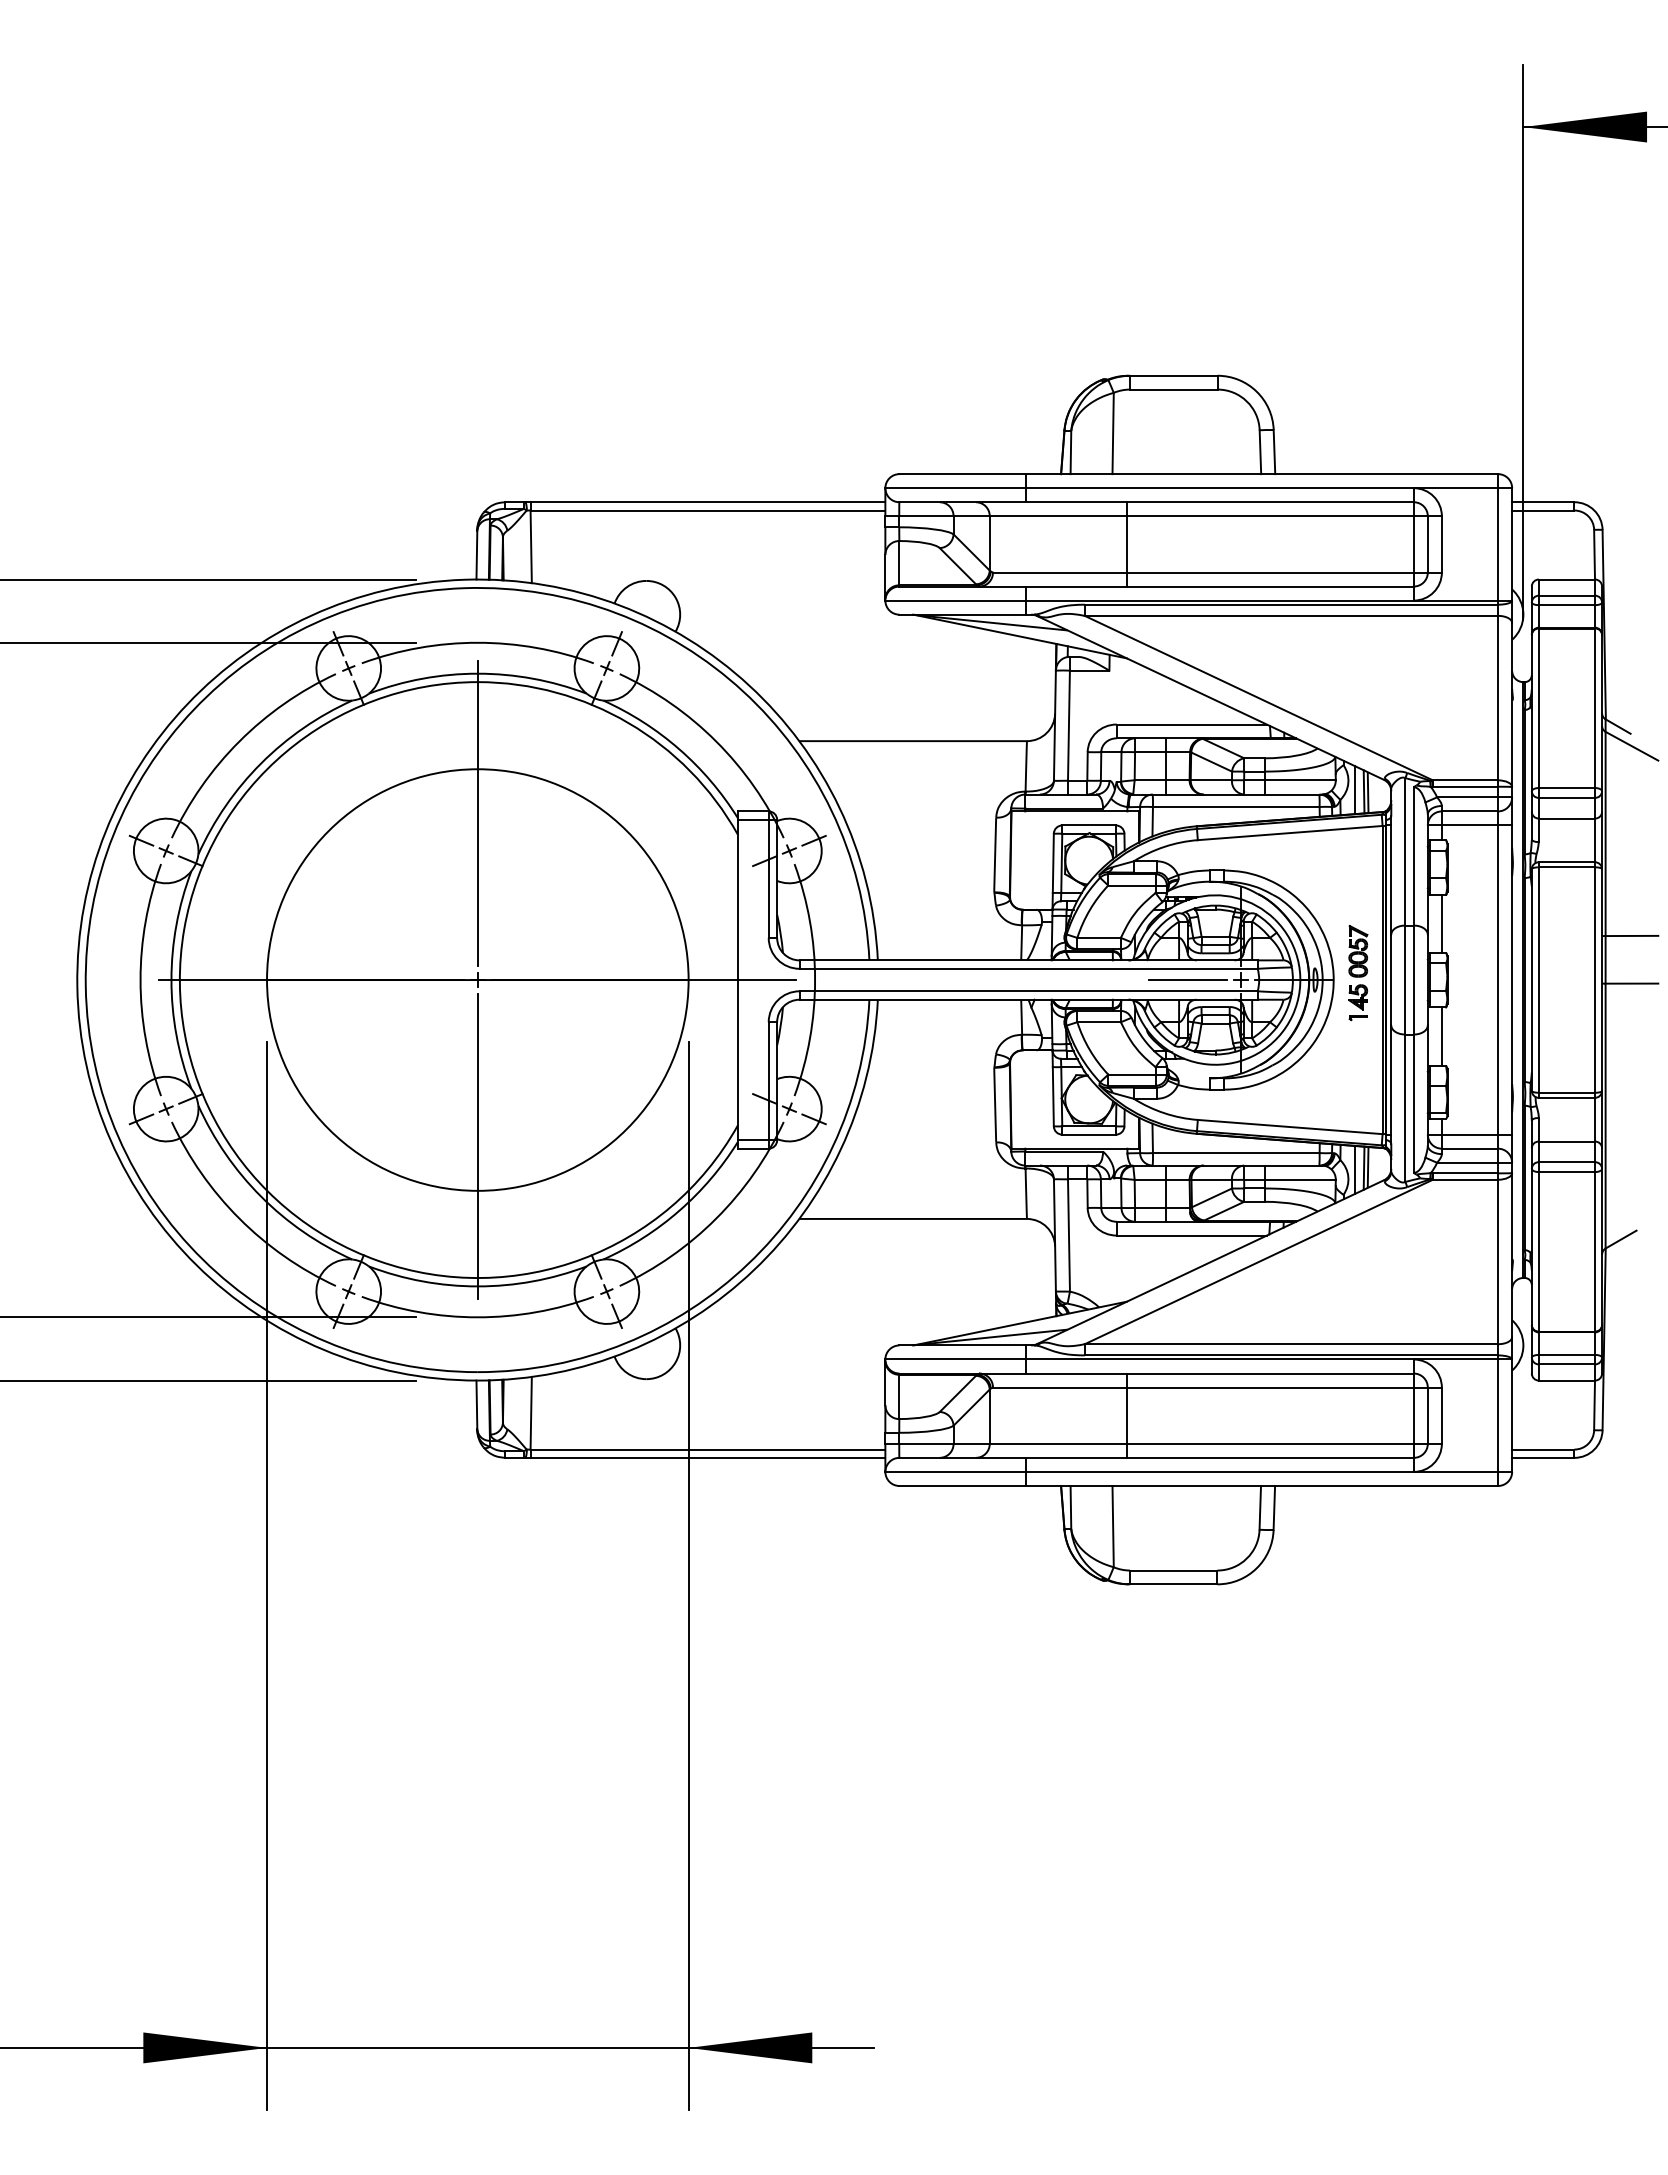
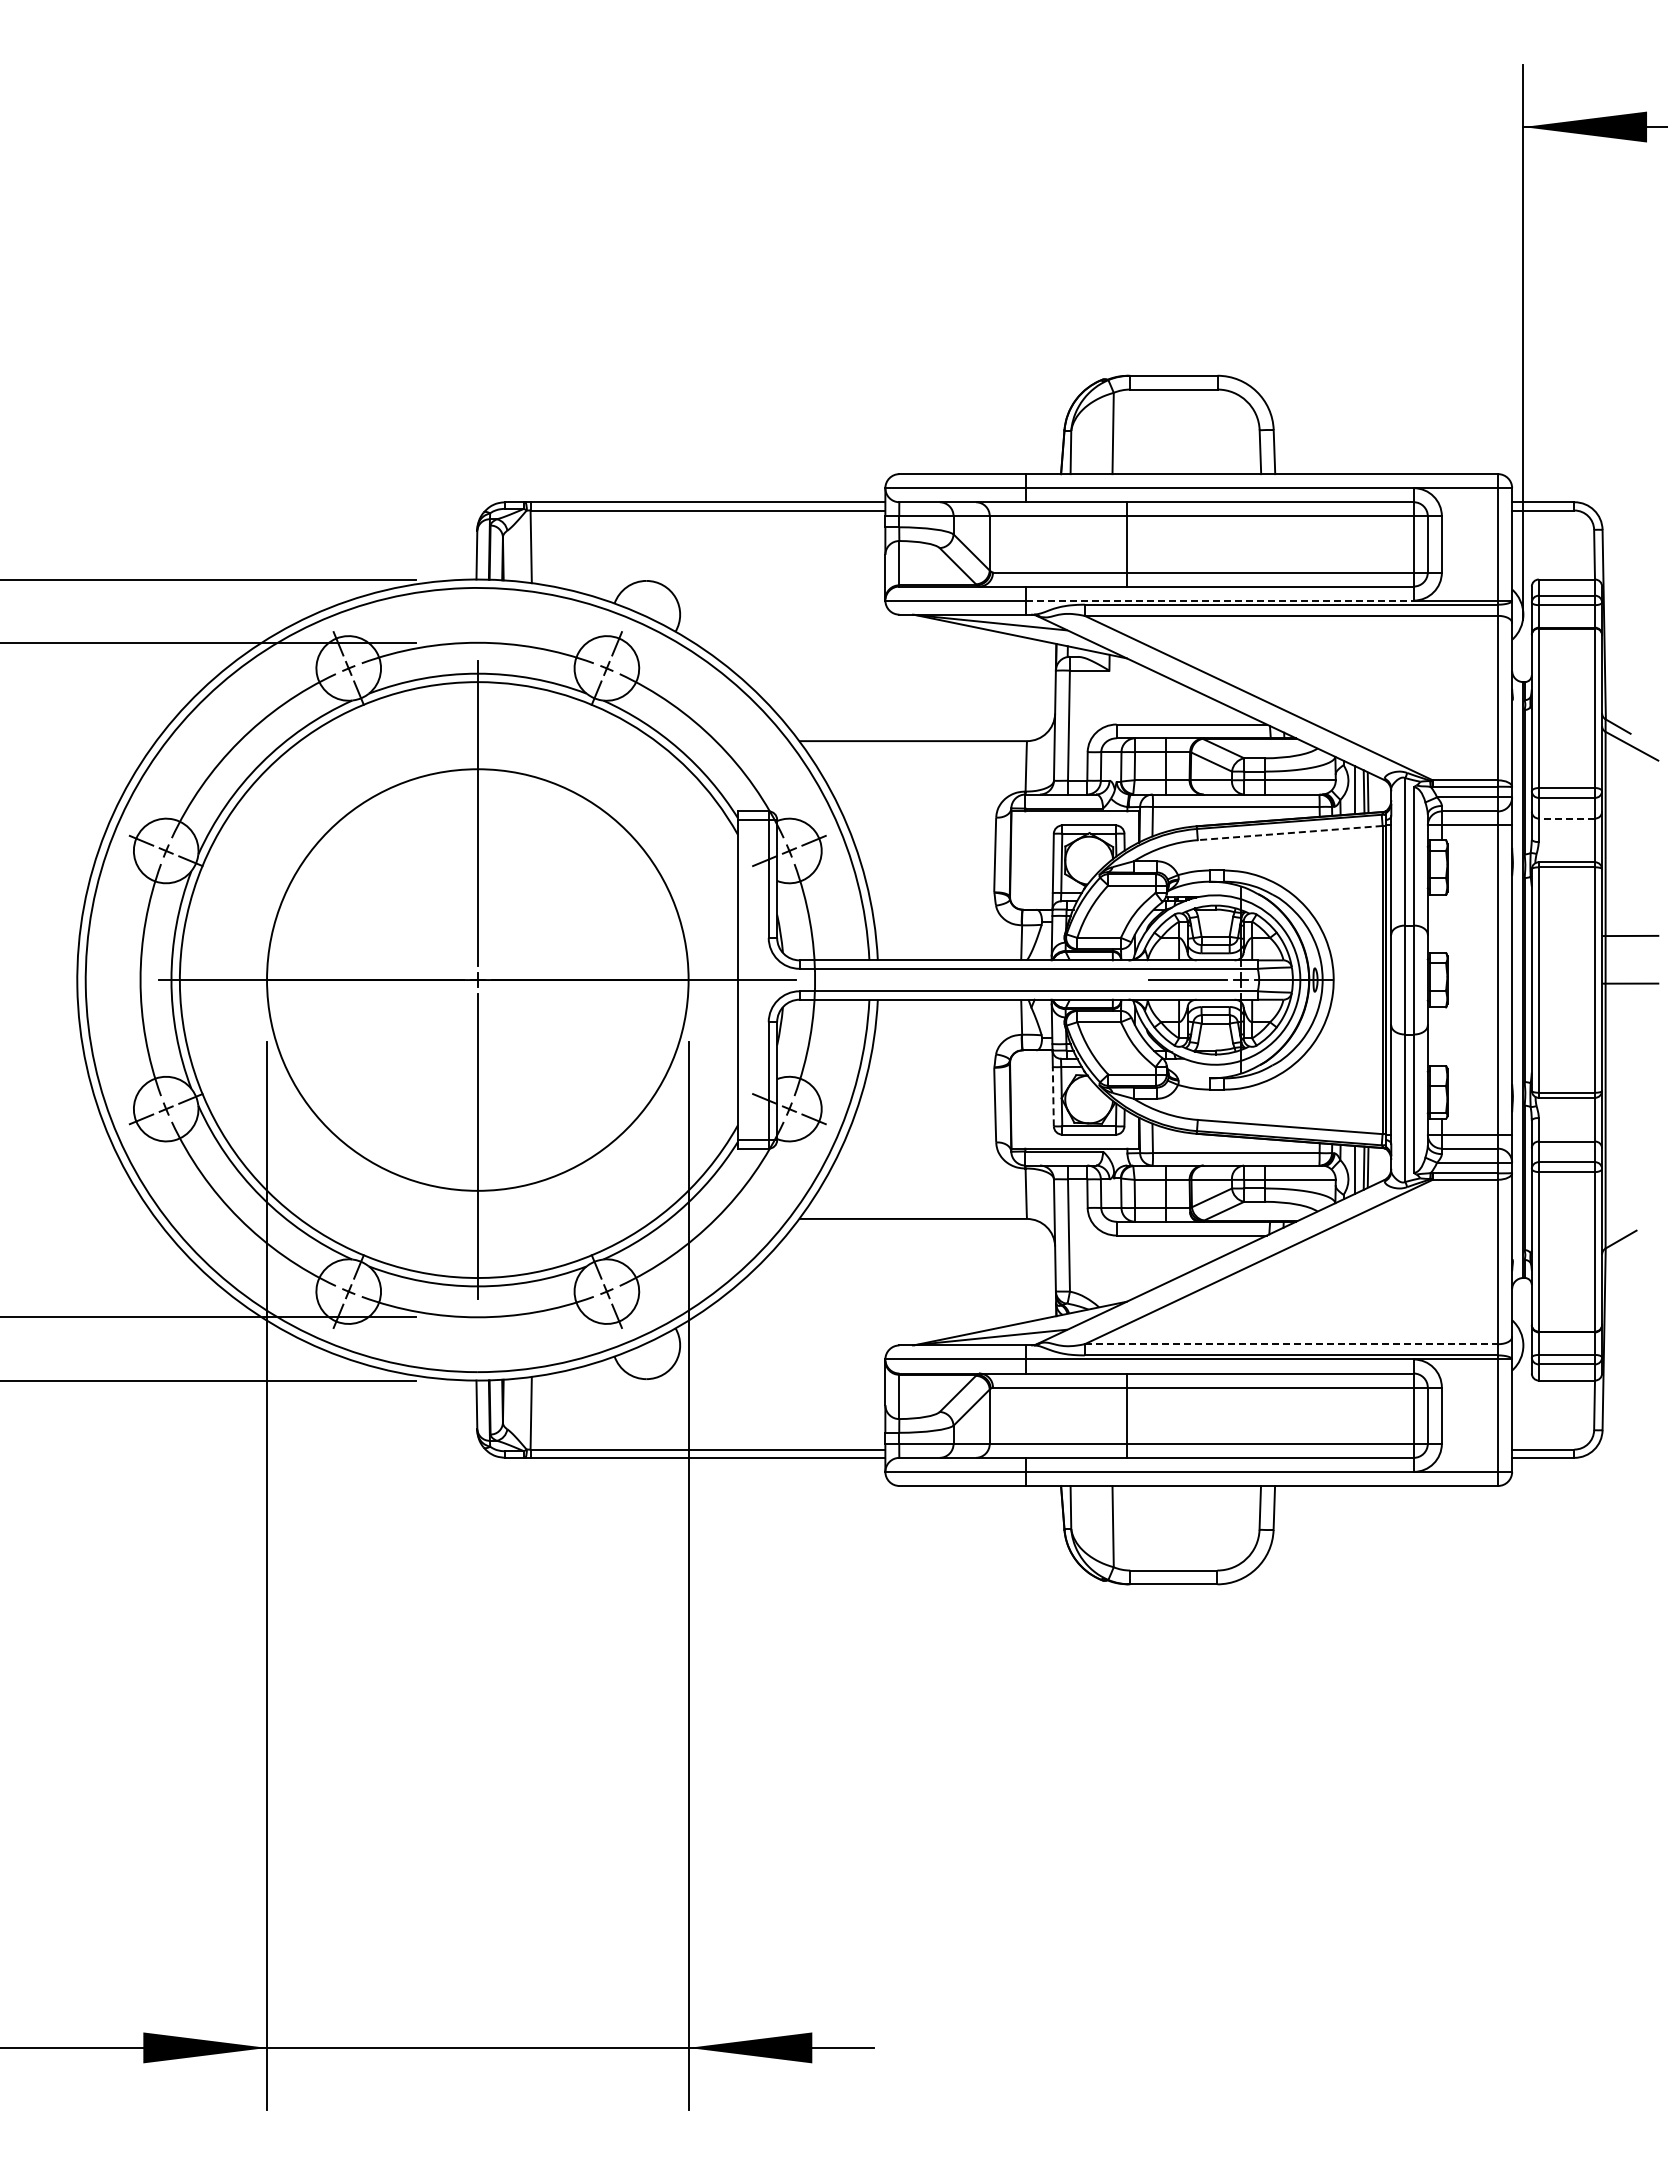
line: solid -> dashed (1219, 600)
line: solid -> dashed (1566, 818)
line: solid -> dashed (1290, 833)
line: present -> none (1441, 923)
part: present -> none (1358, 972)
line: present -> none (1441, 1036)
line: solid -> dashed (1053, 1096)
line: solid -> dashed (1291, 1344)
